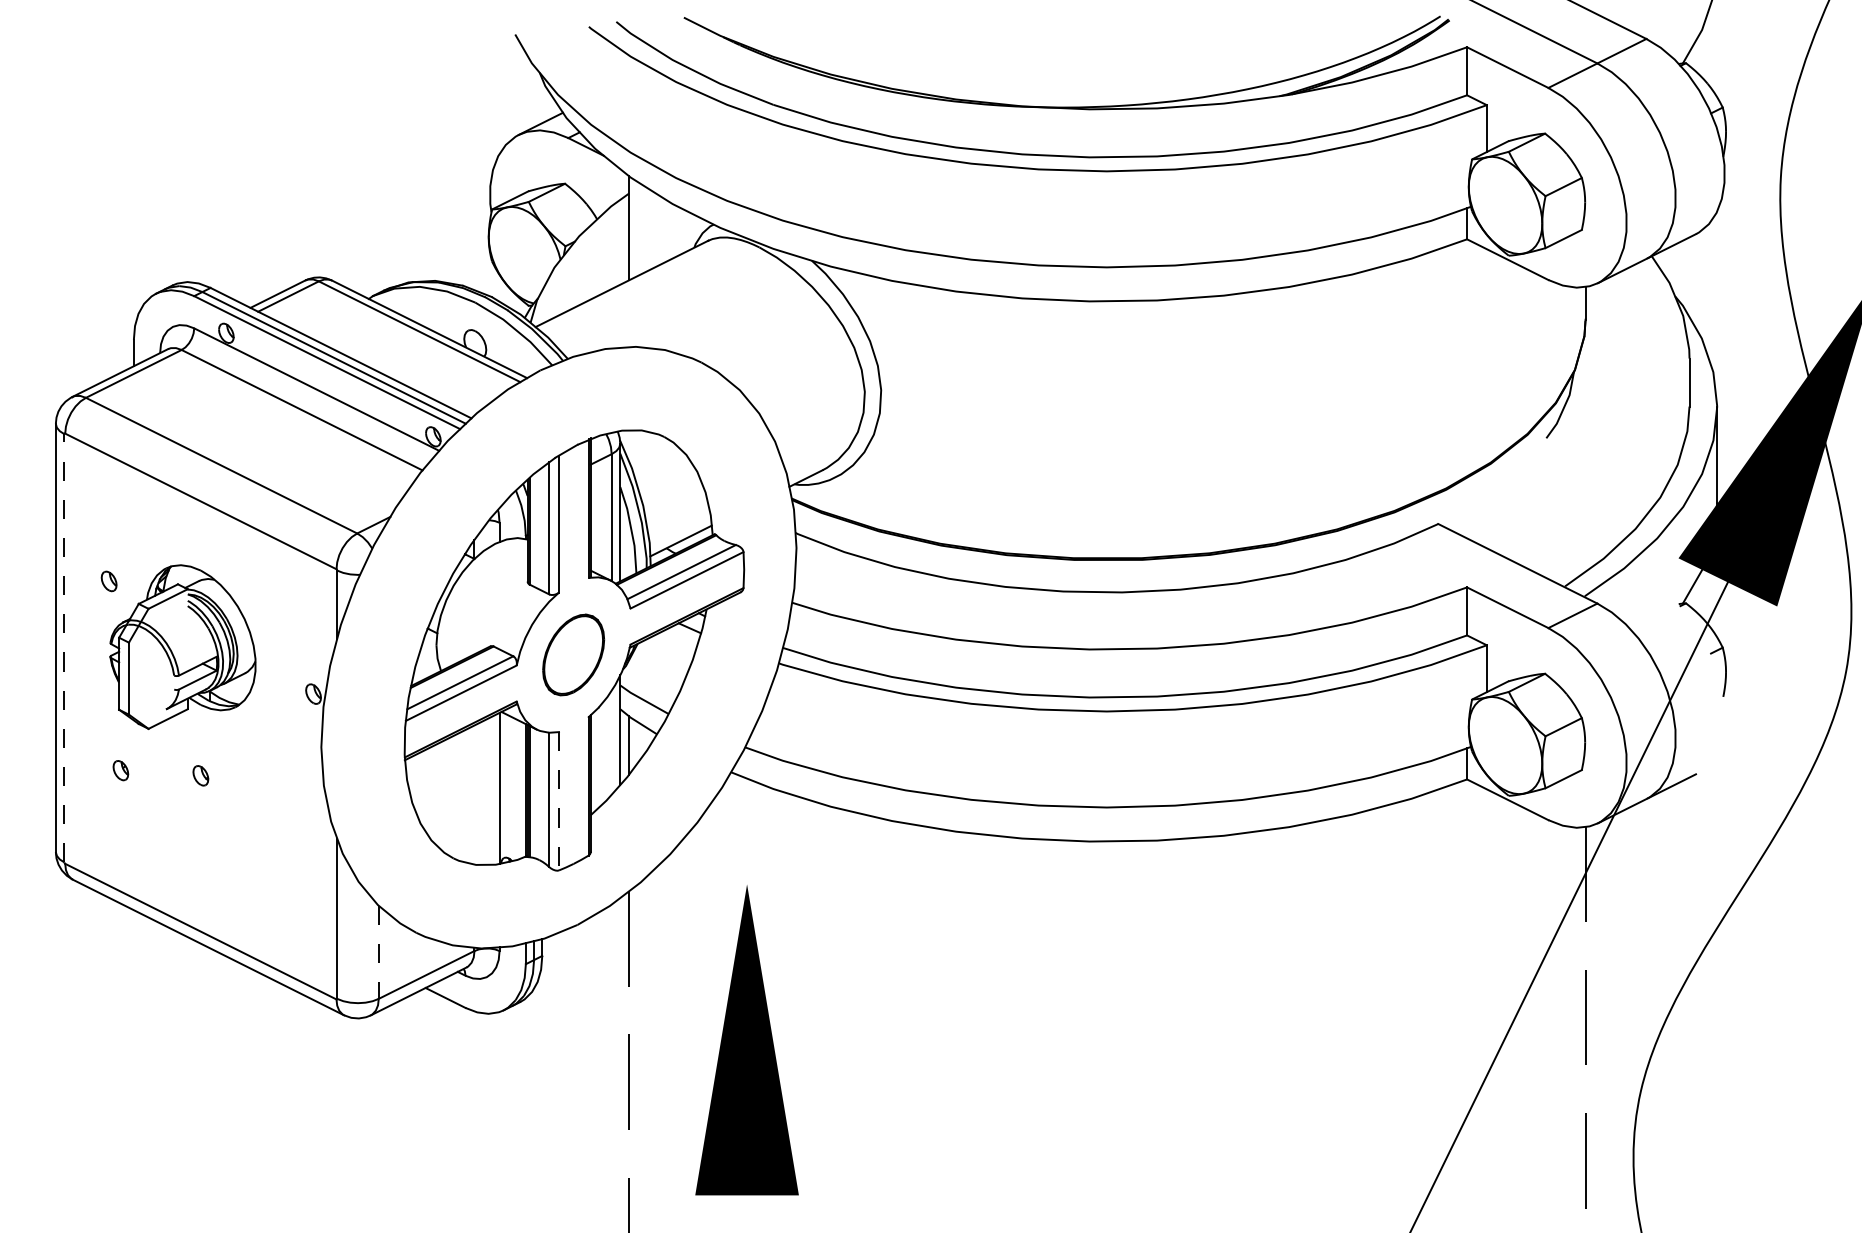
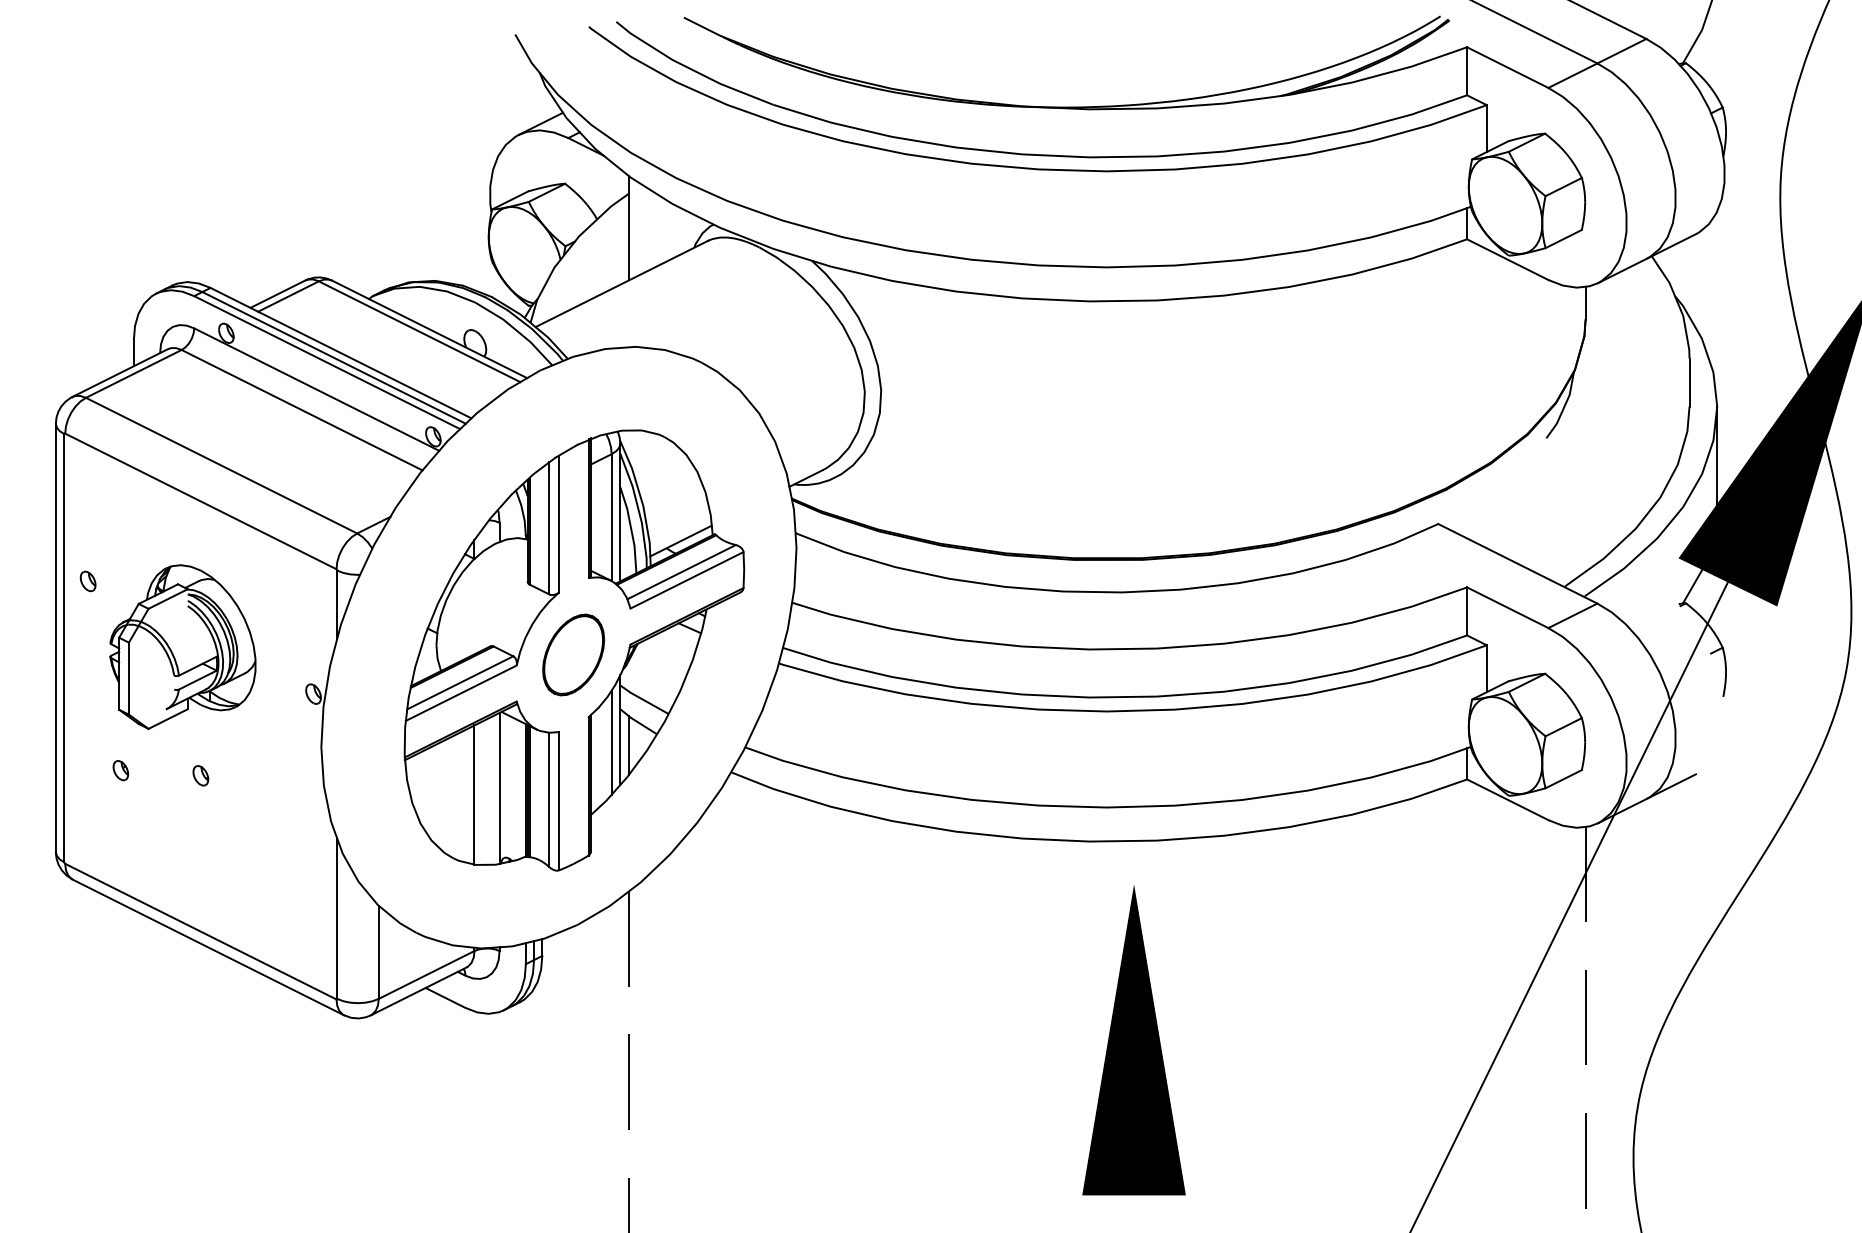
part position: (108, 581) -> (87, 581) (87, 581)
line: dashed -> solid (64, 647)
line: none -> present (611, 742)
line: none -> present (474, 794)
line: dashed -> solid (559, 801)
line: dashed -> solid (378, 952)
part position: (746, 1040) -> (1133, 1040) (1133, 1040)
